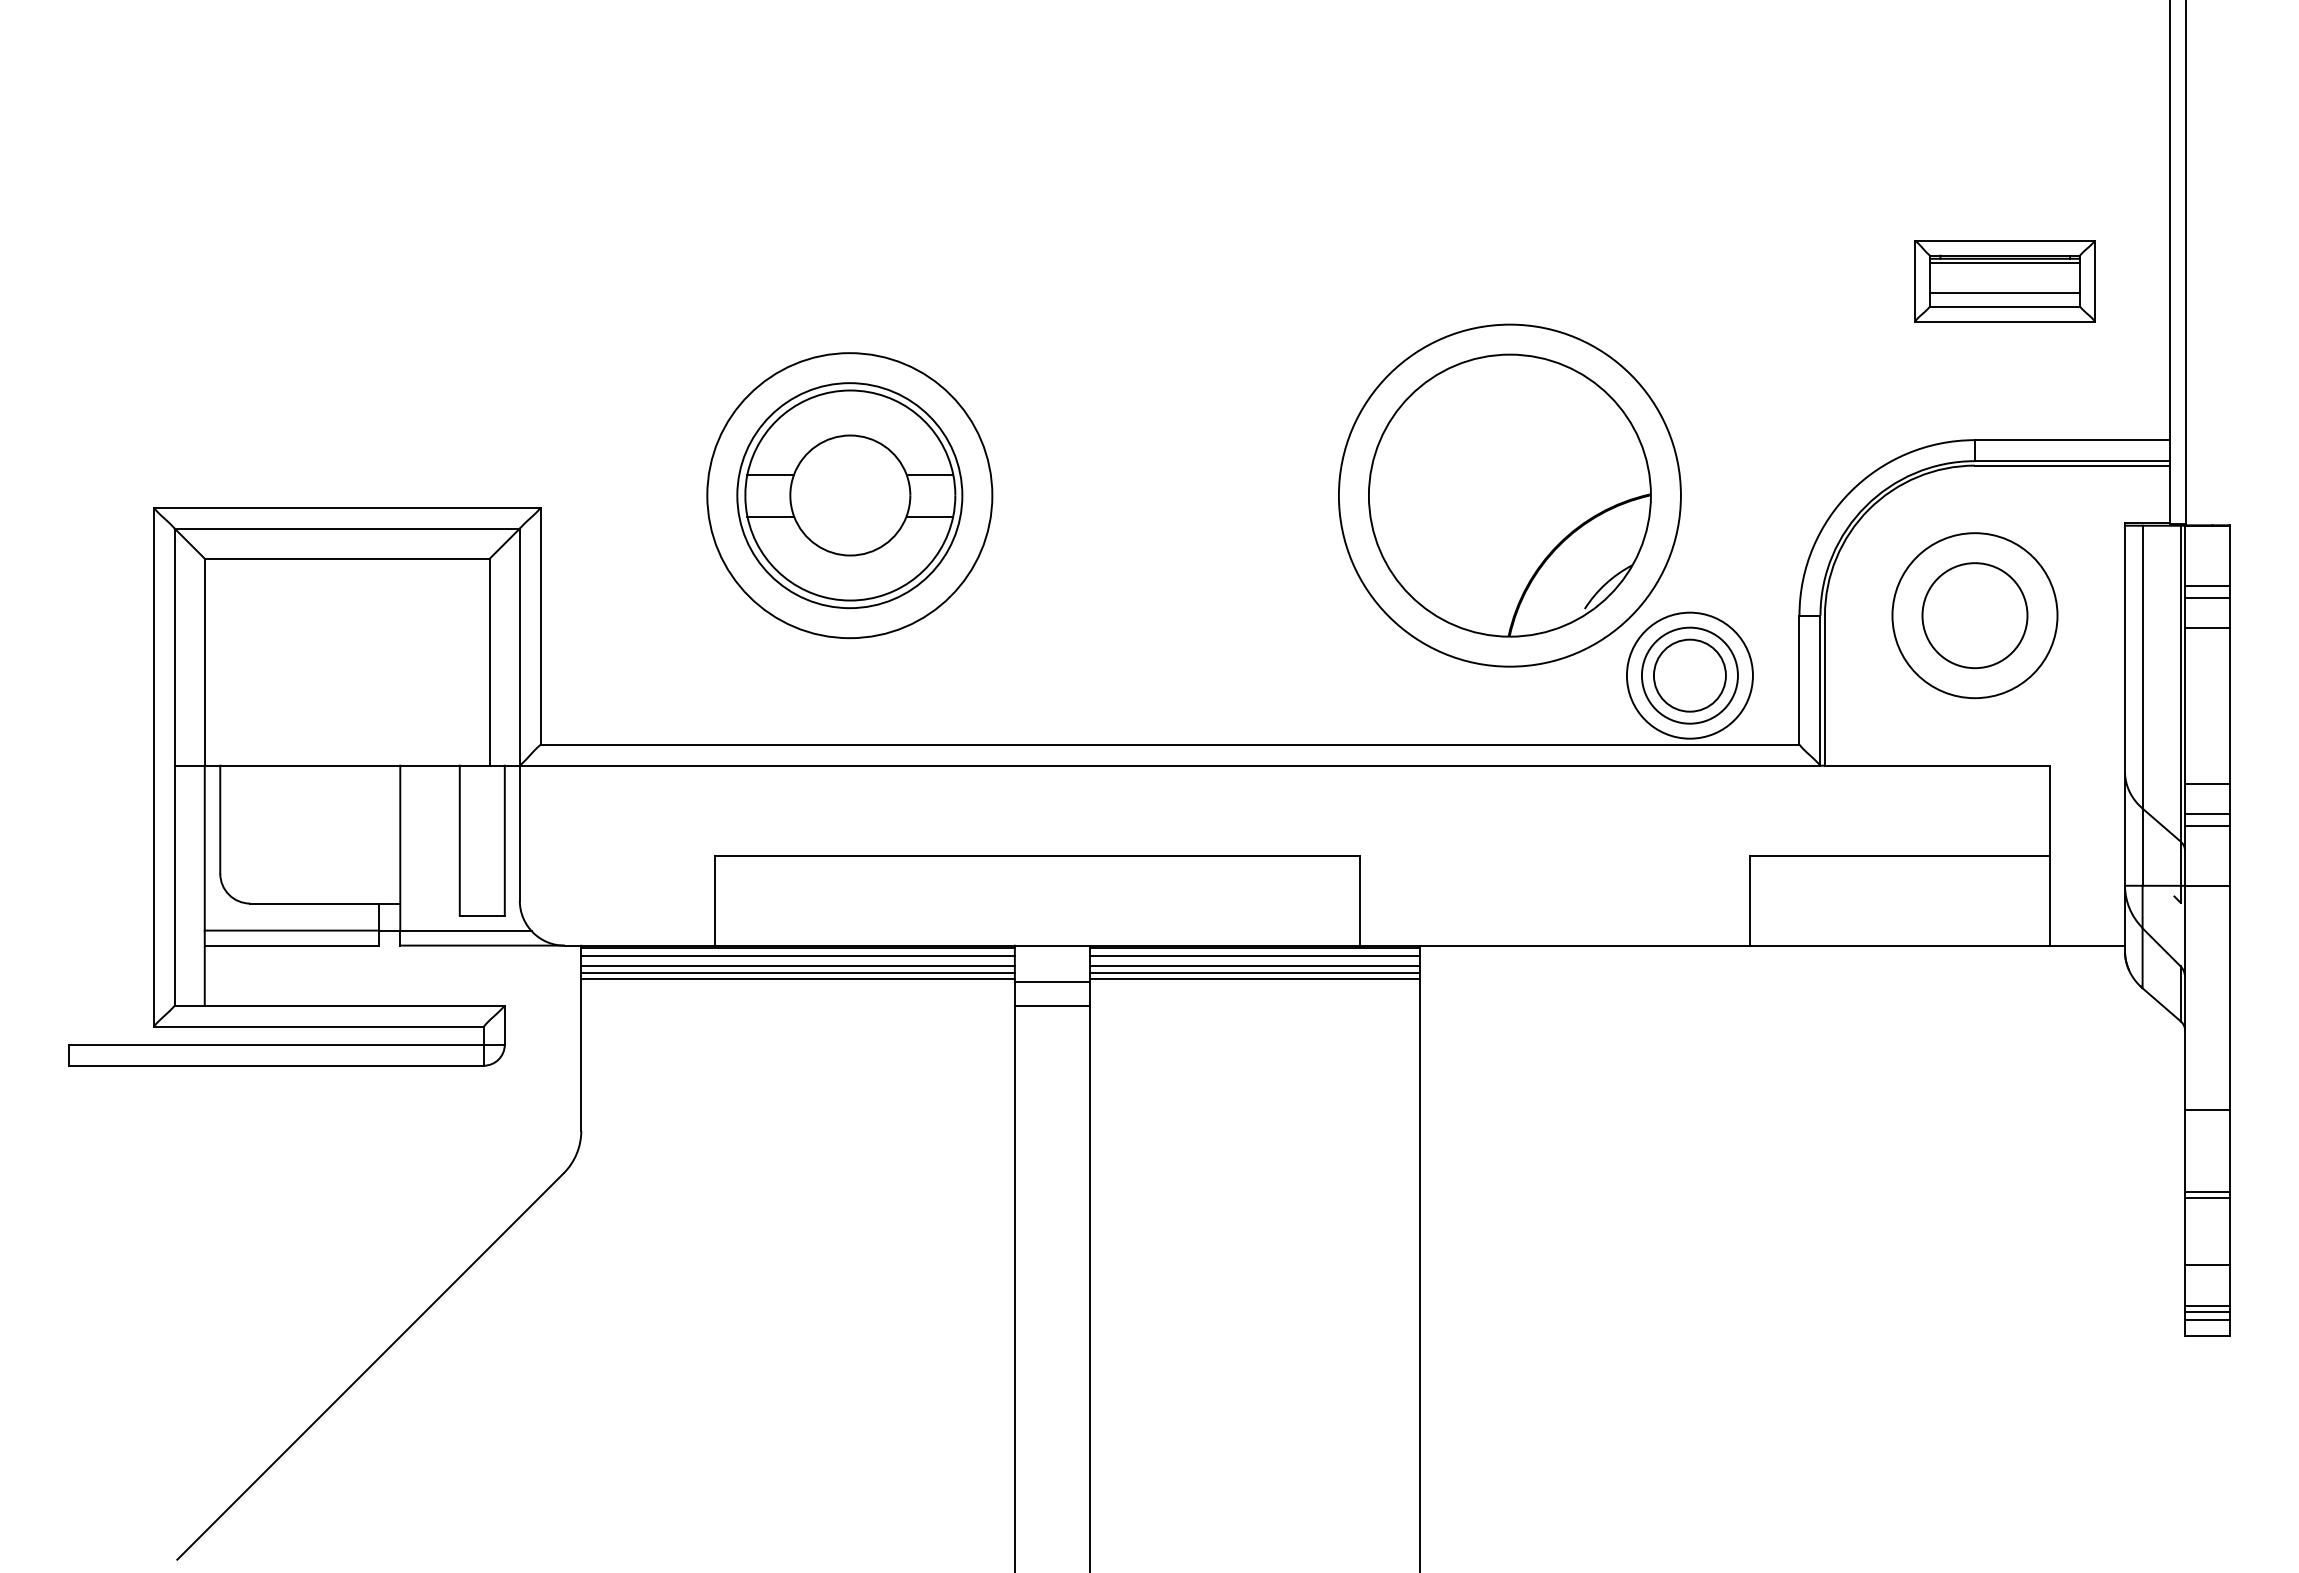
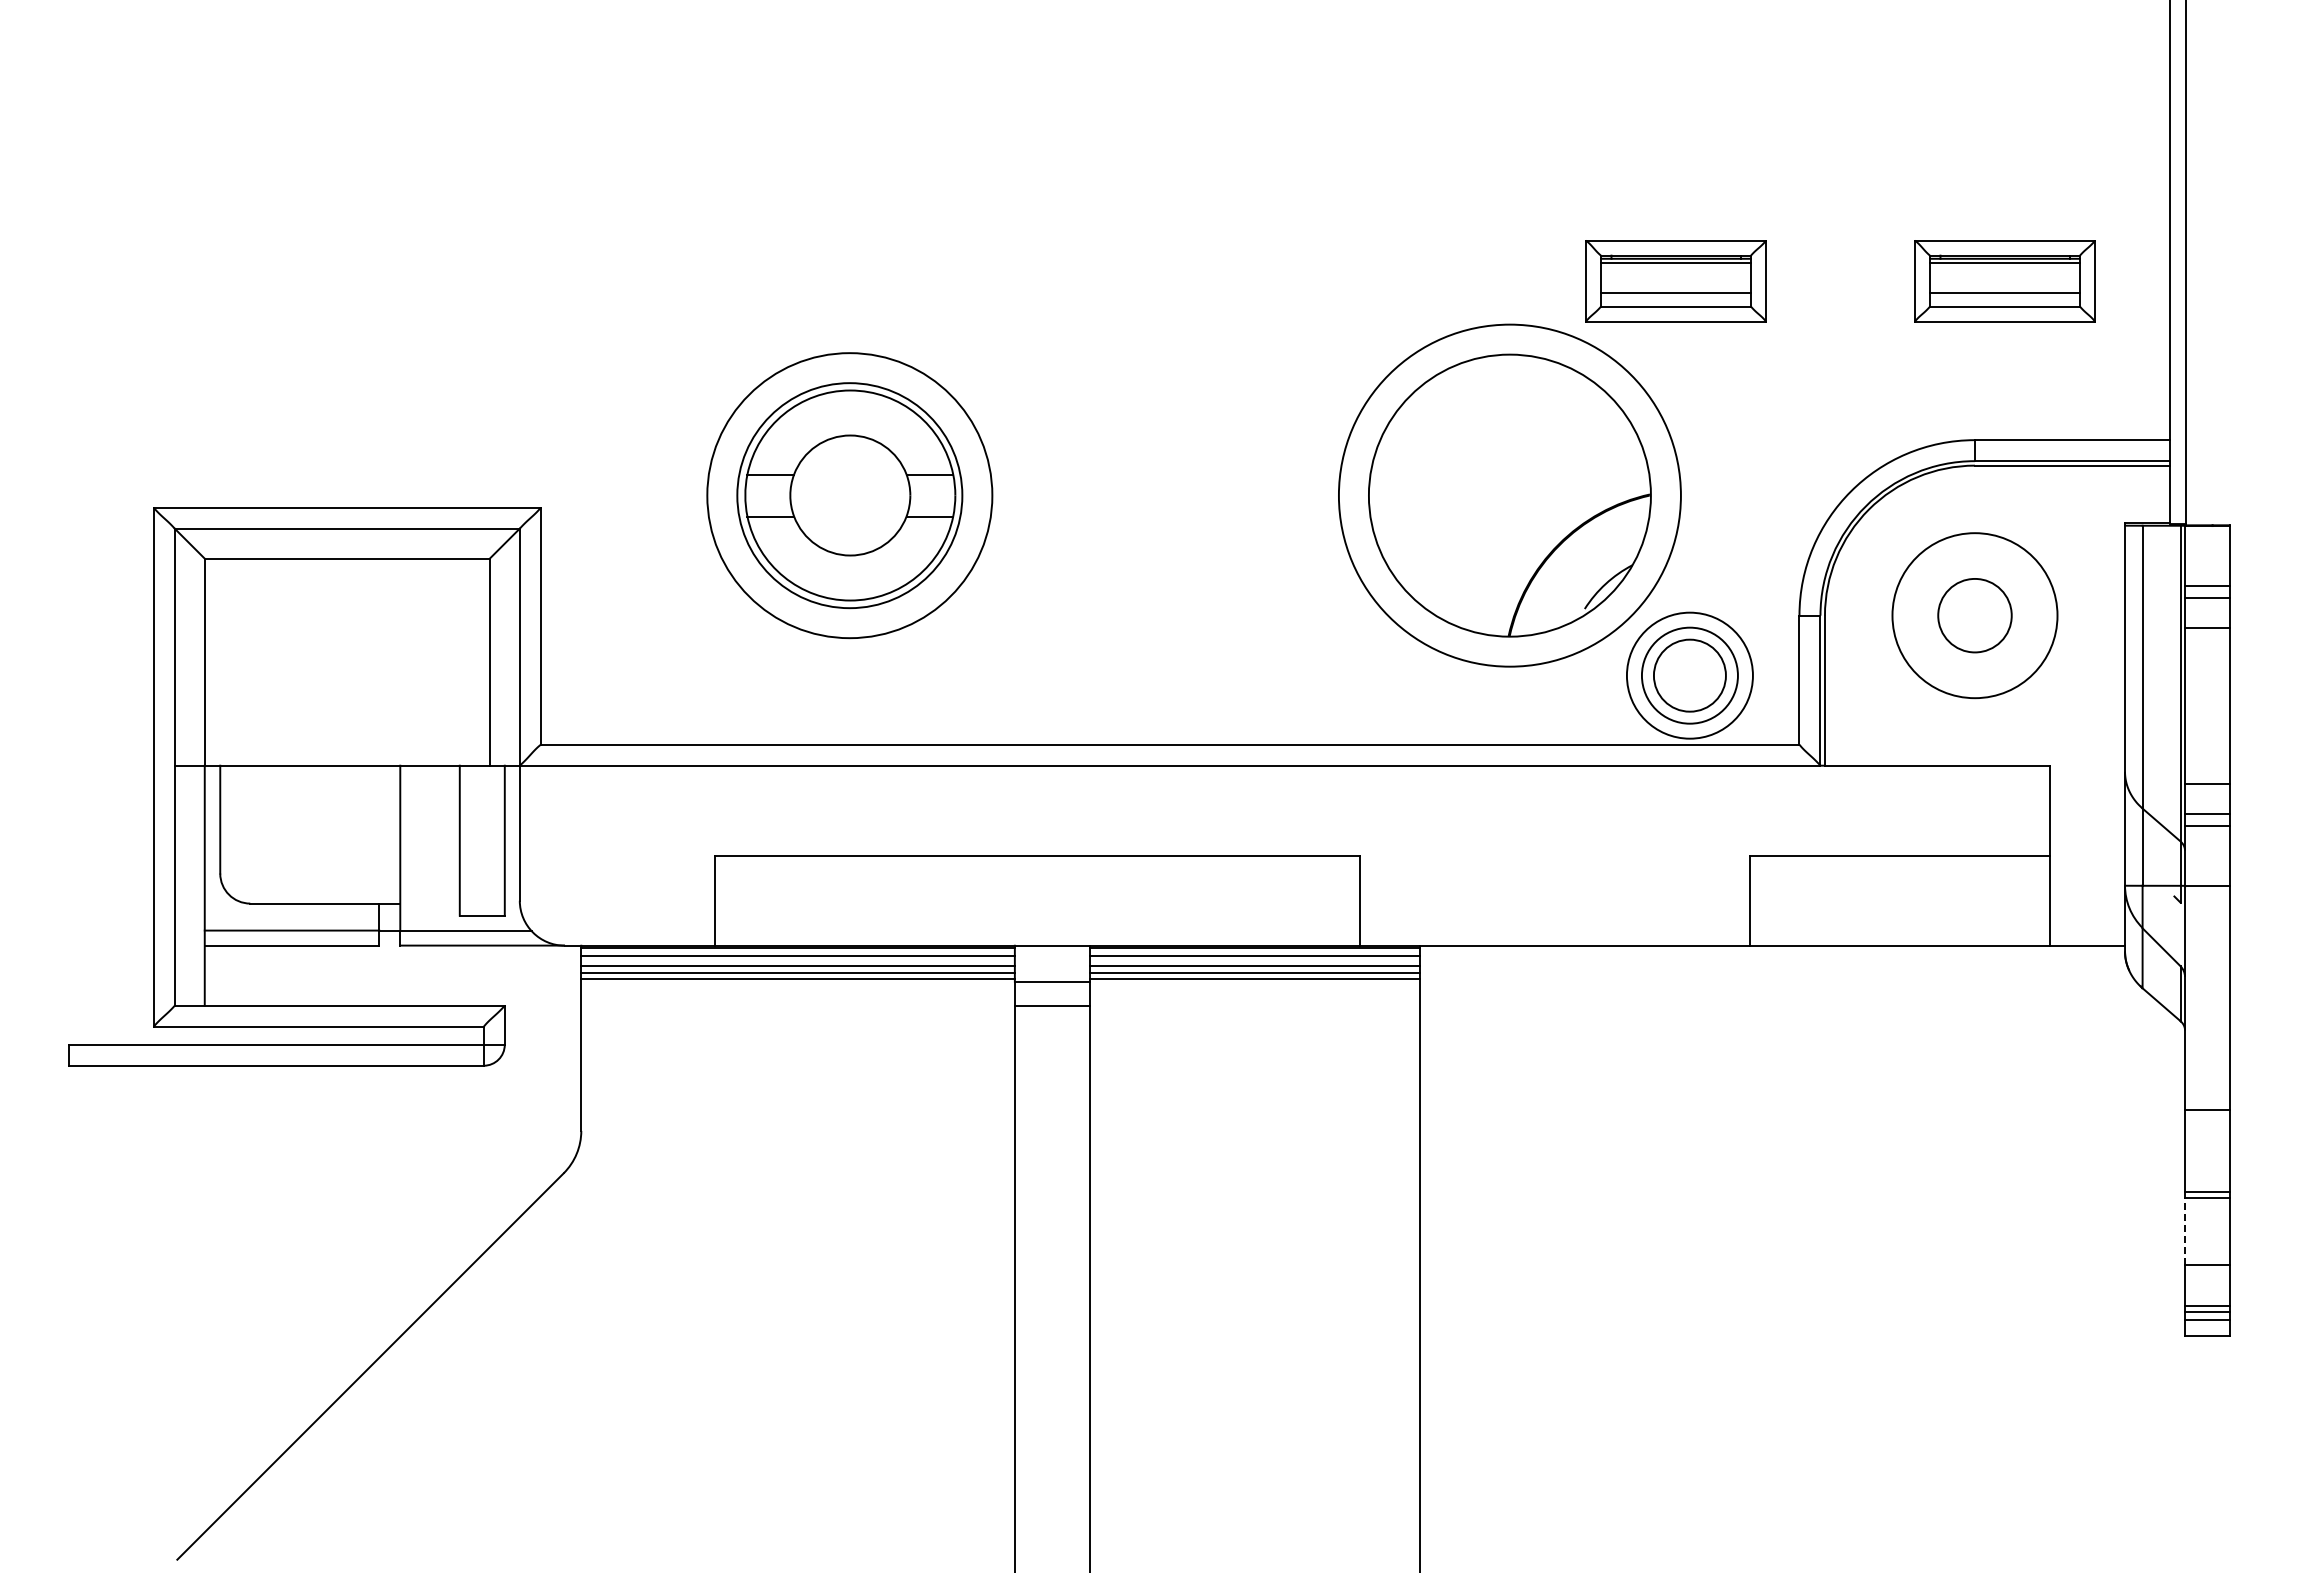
part: none -> present (1675, 281)
circle diameter: 105 px -> 74 px (1974, 615)
line: solid -> dashed (2185, 1230)
